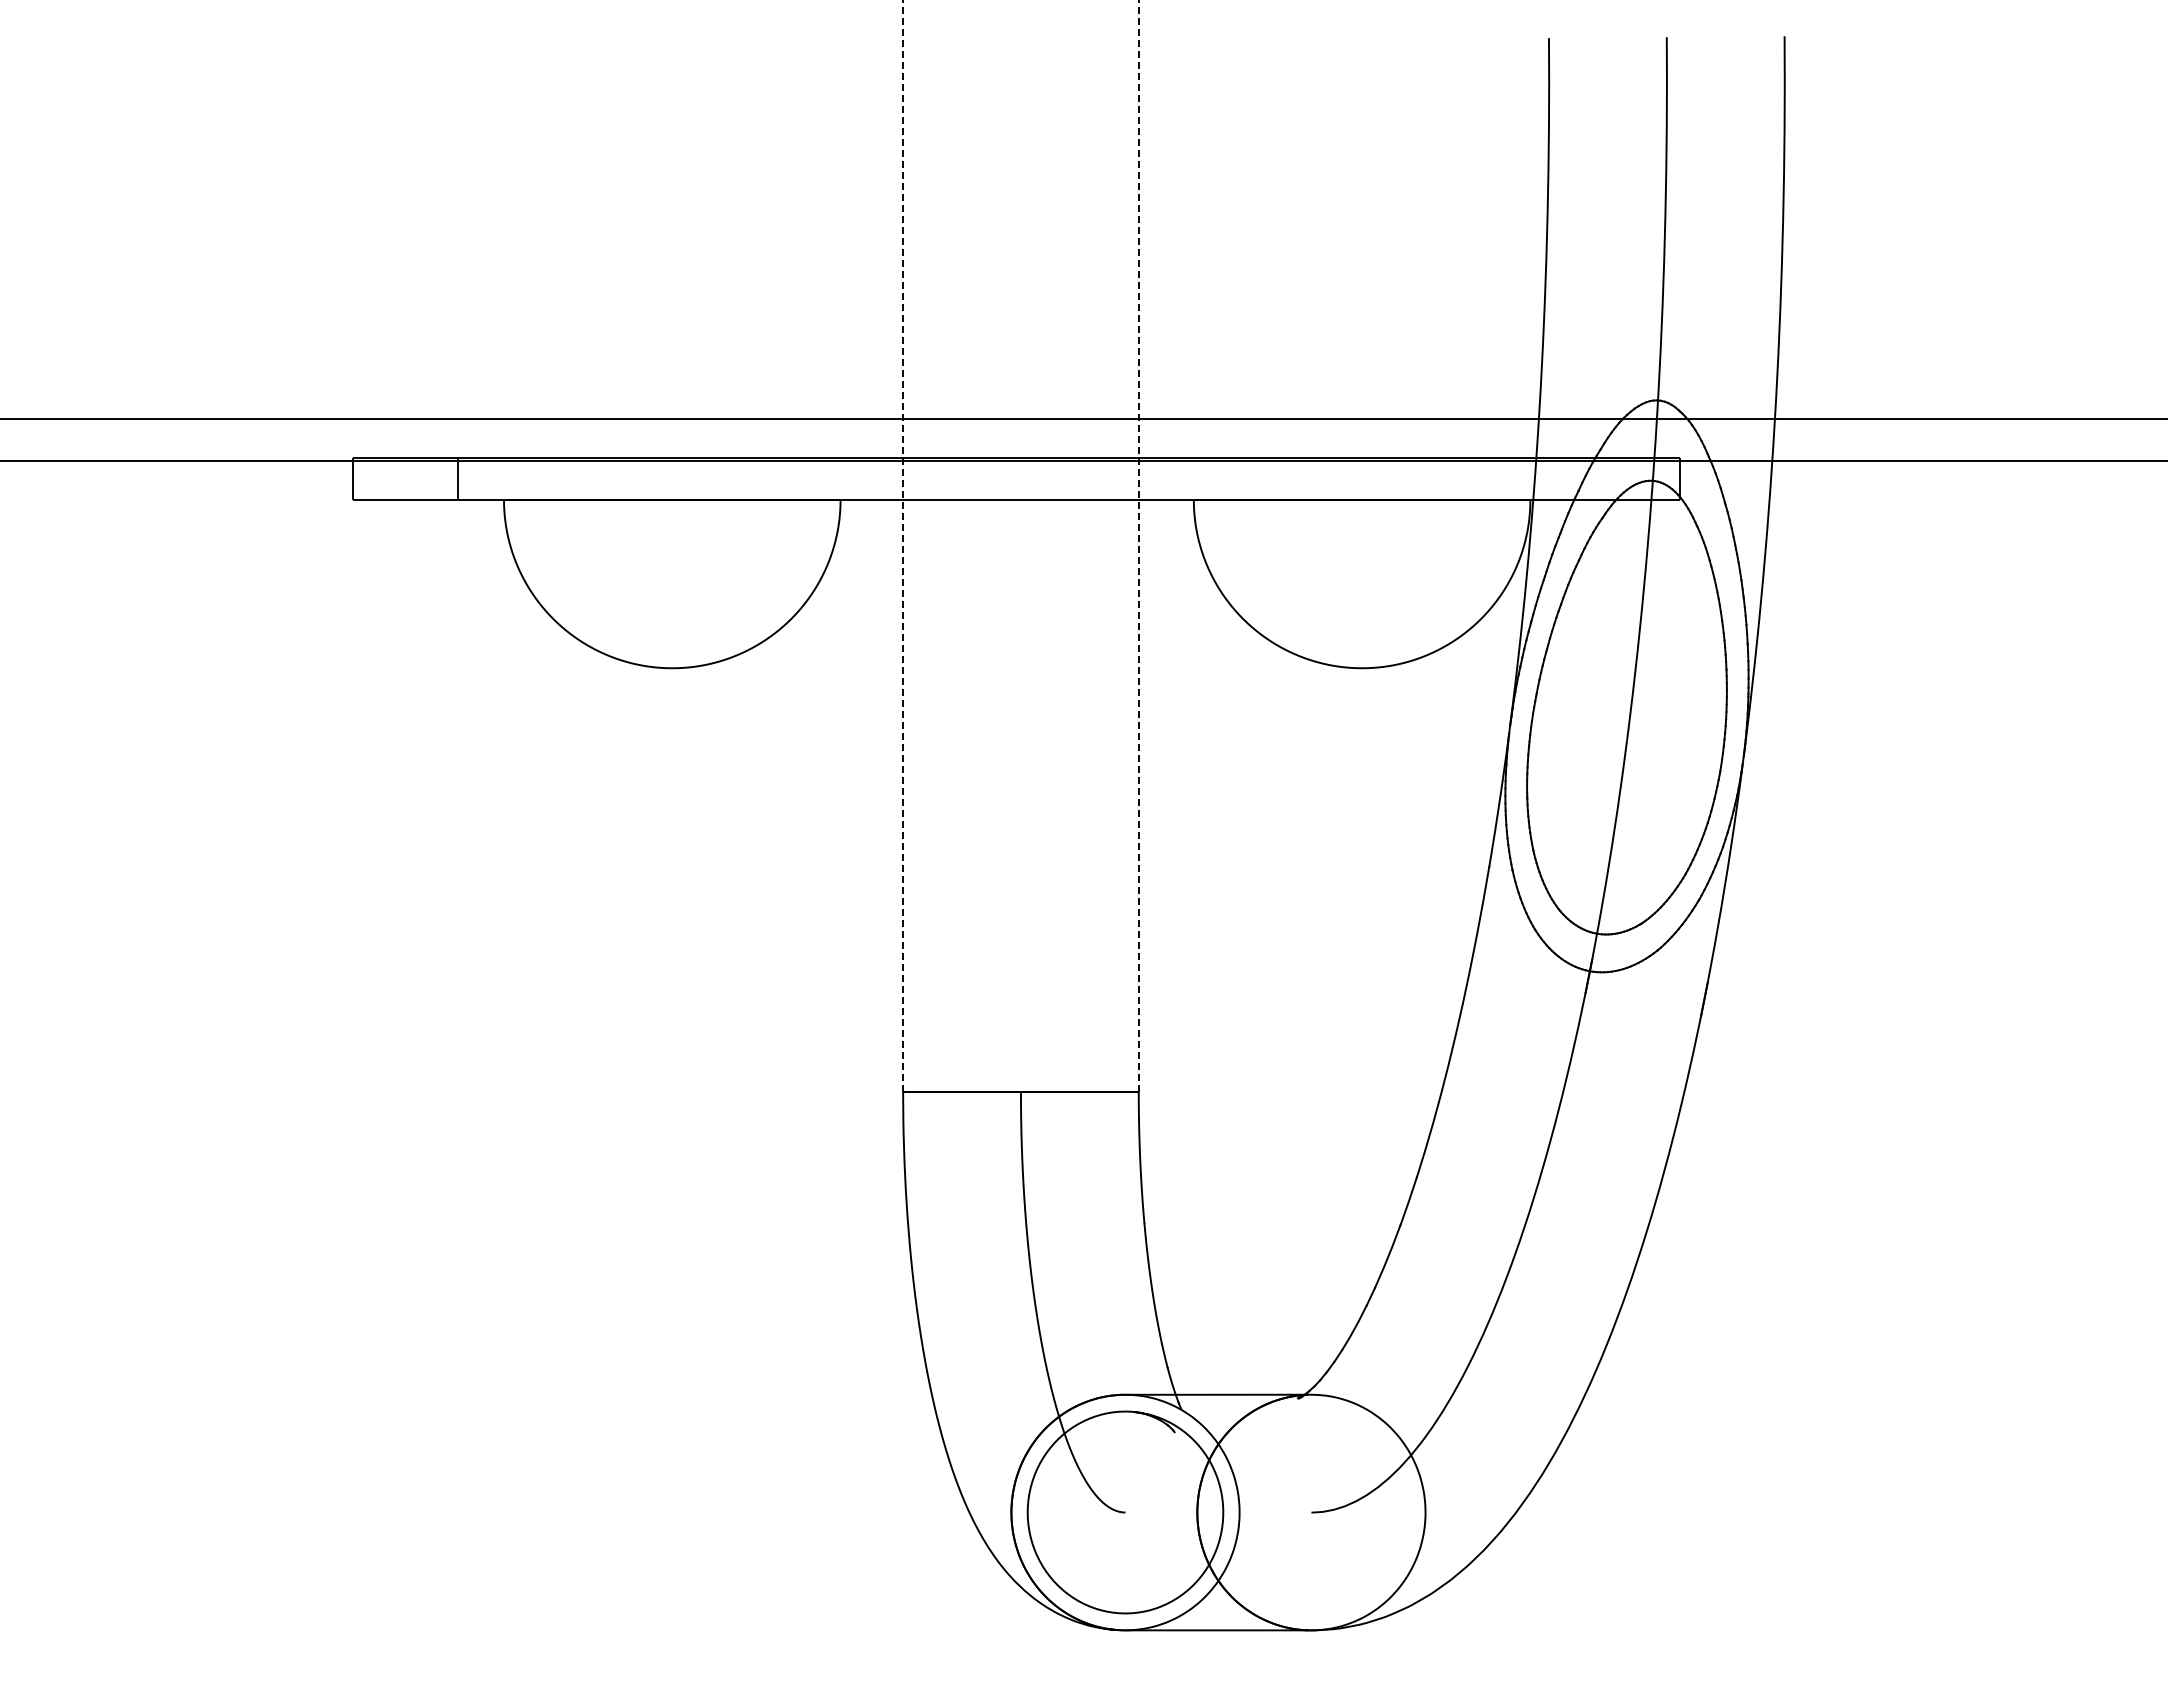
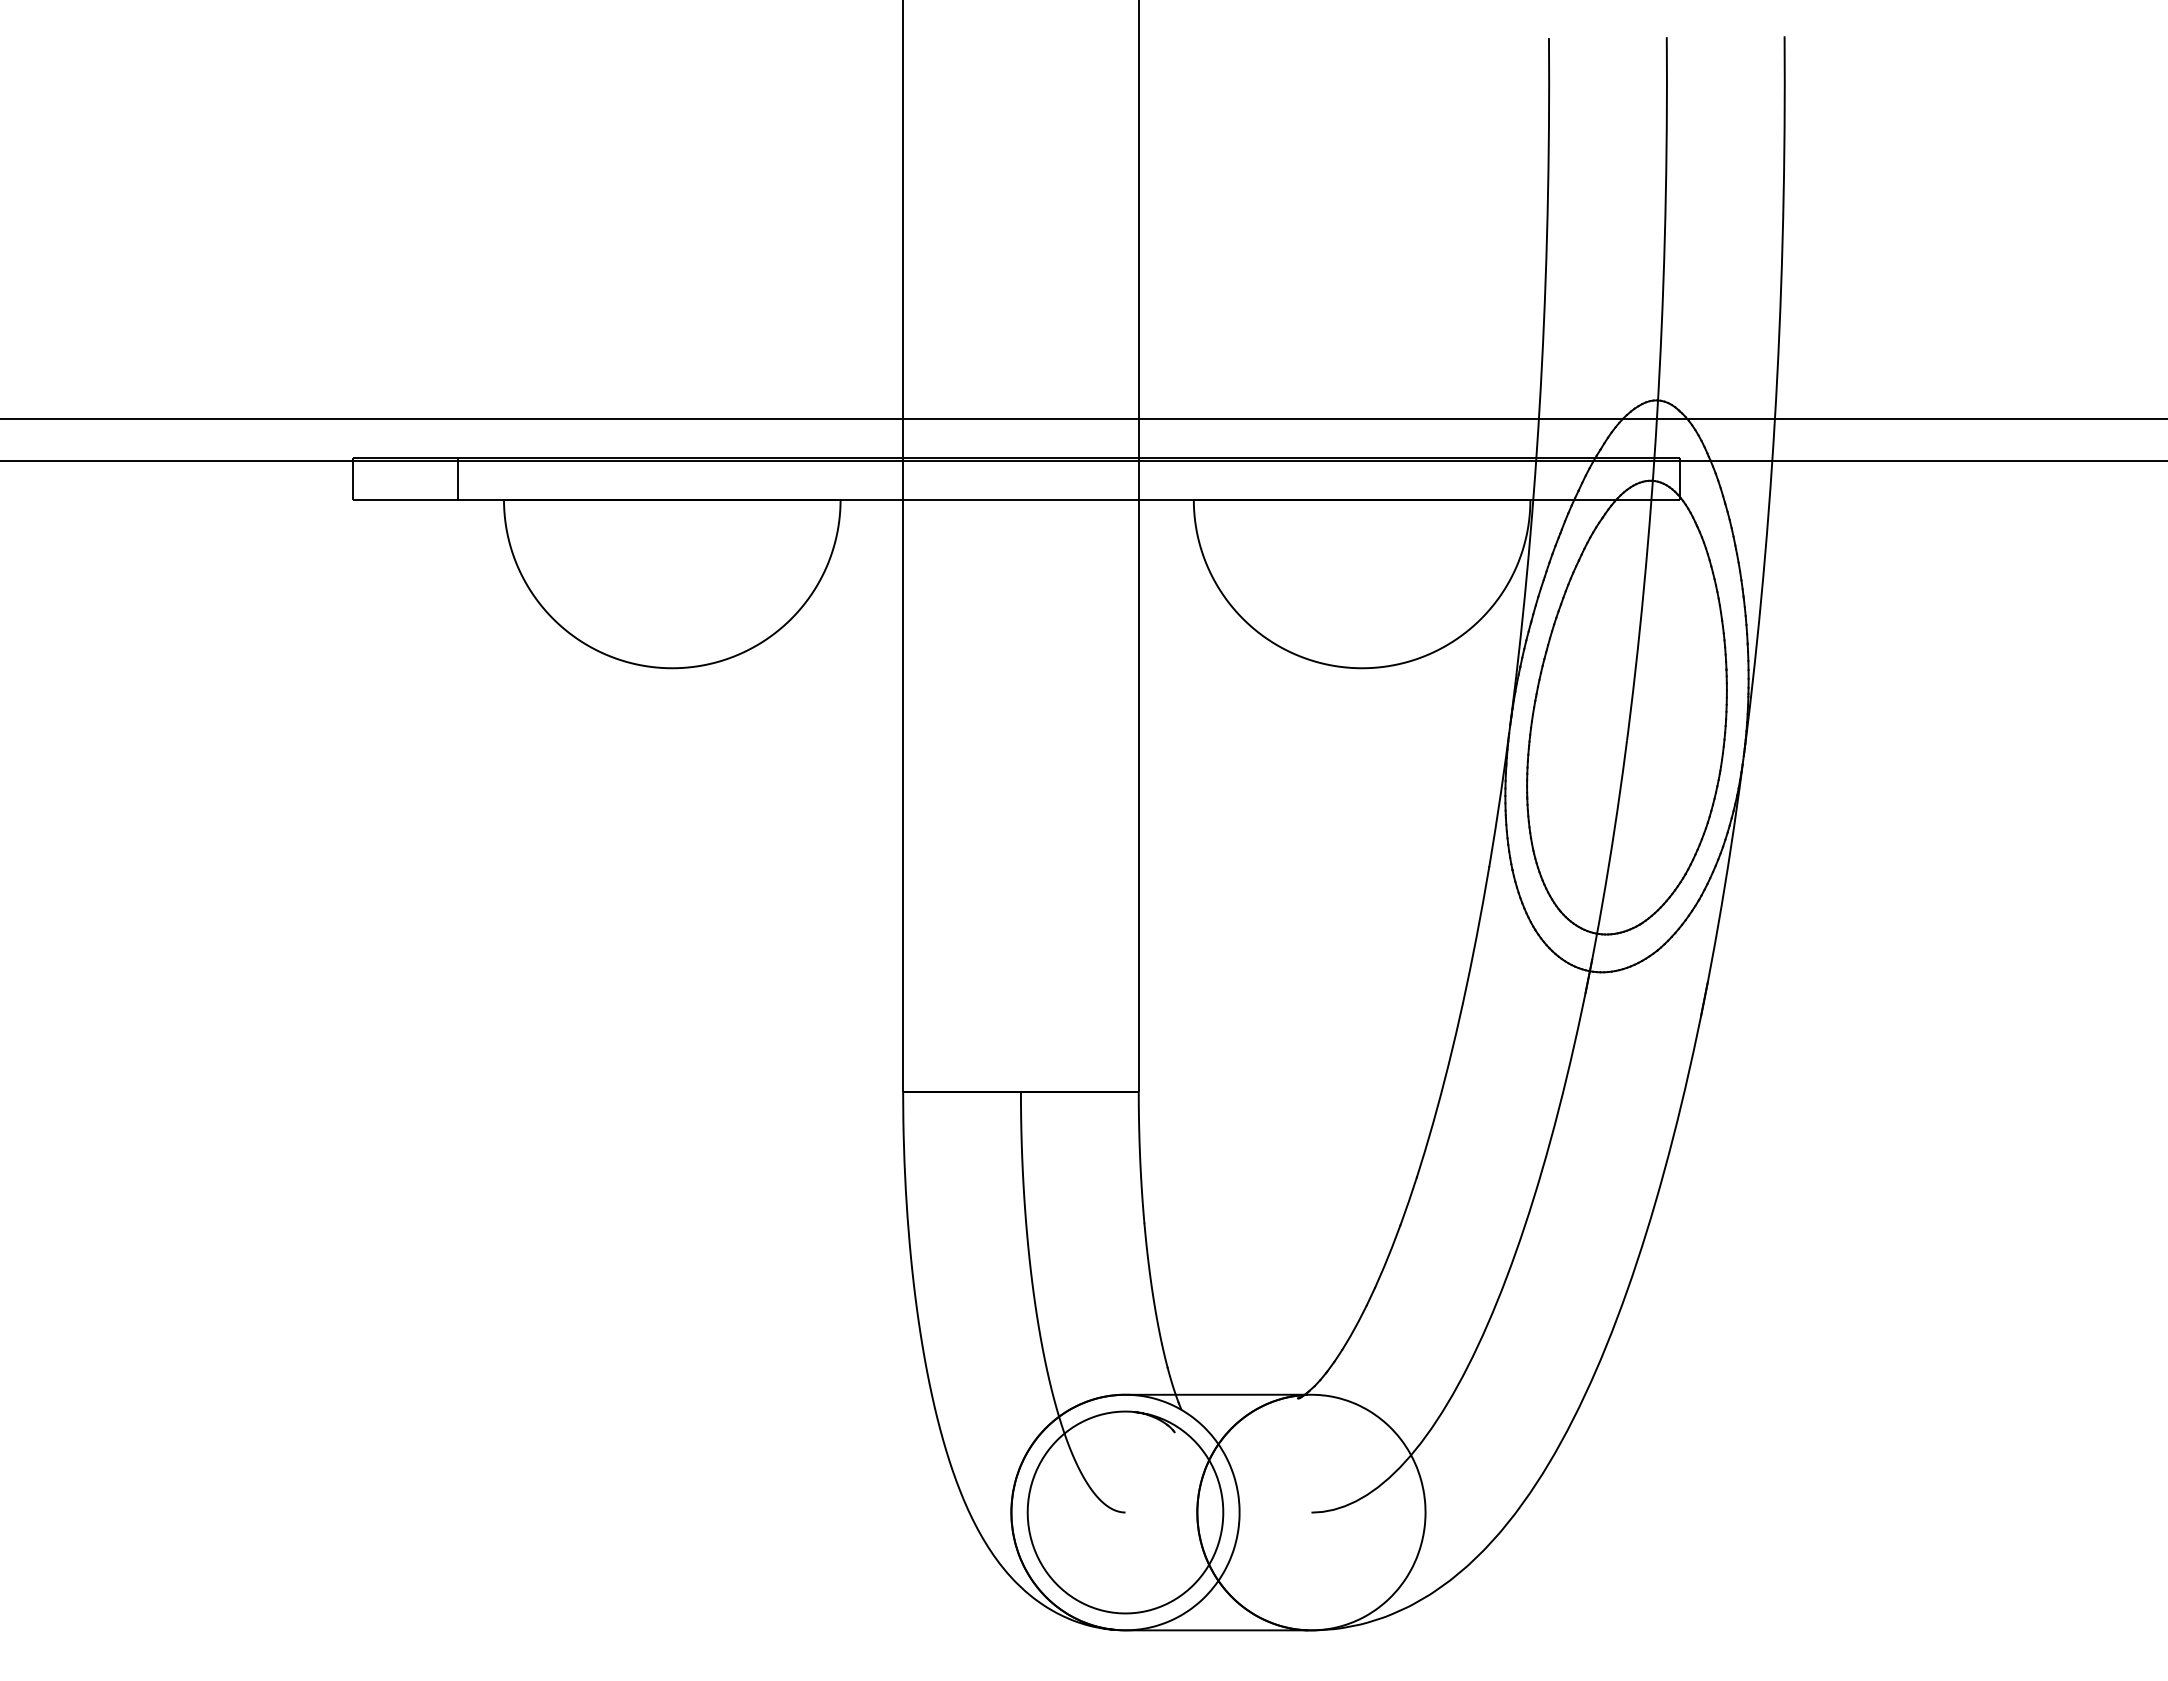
line: dashed -> solid (903, 545)
line: dashed -> solid (1138, 545)
